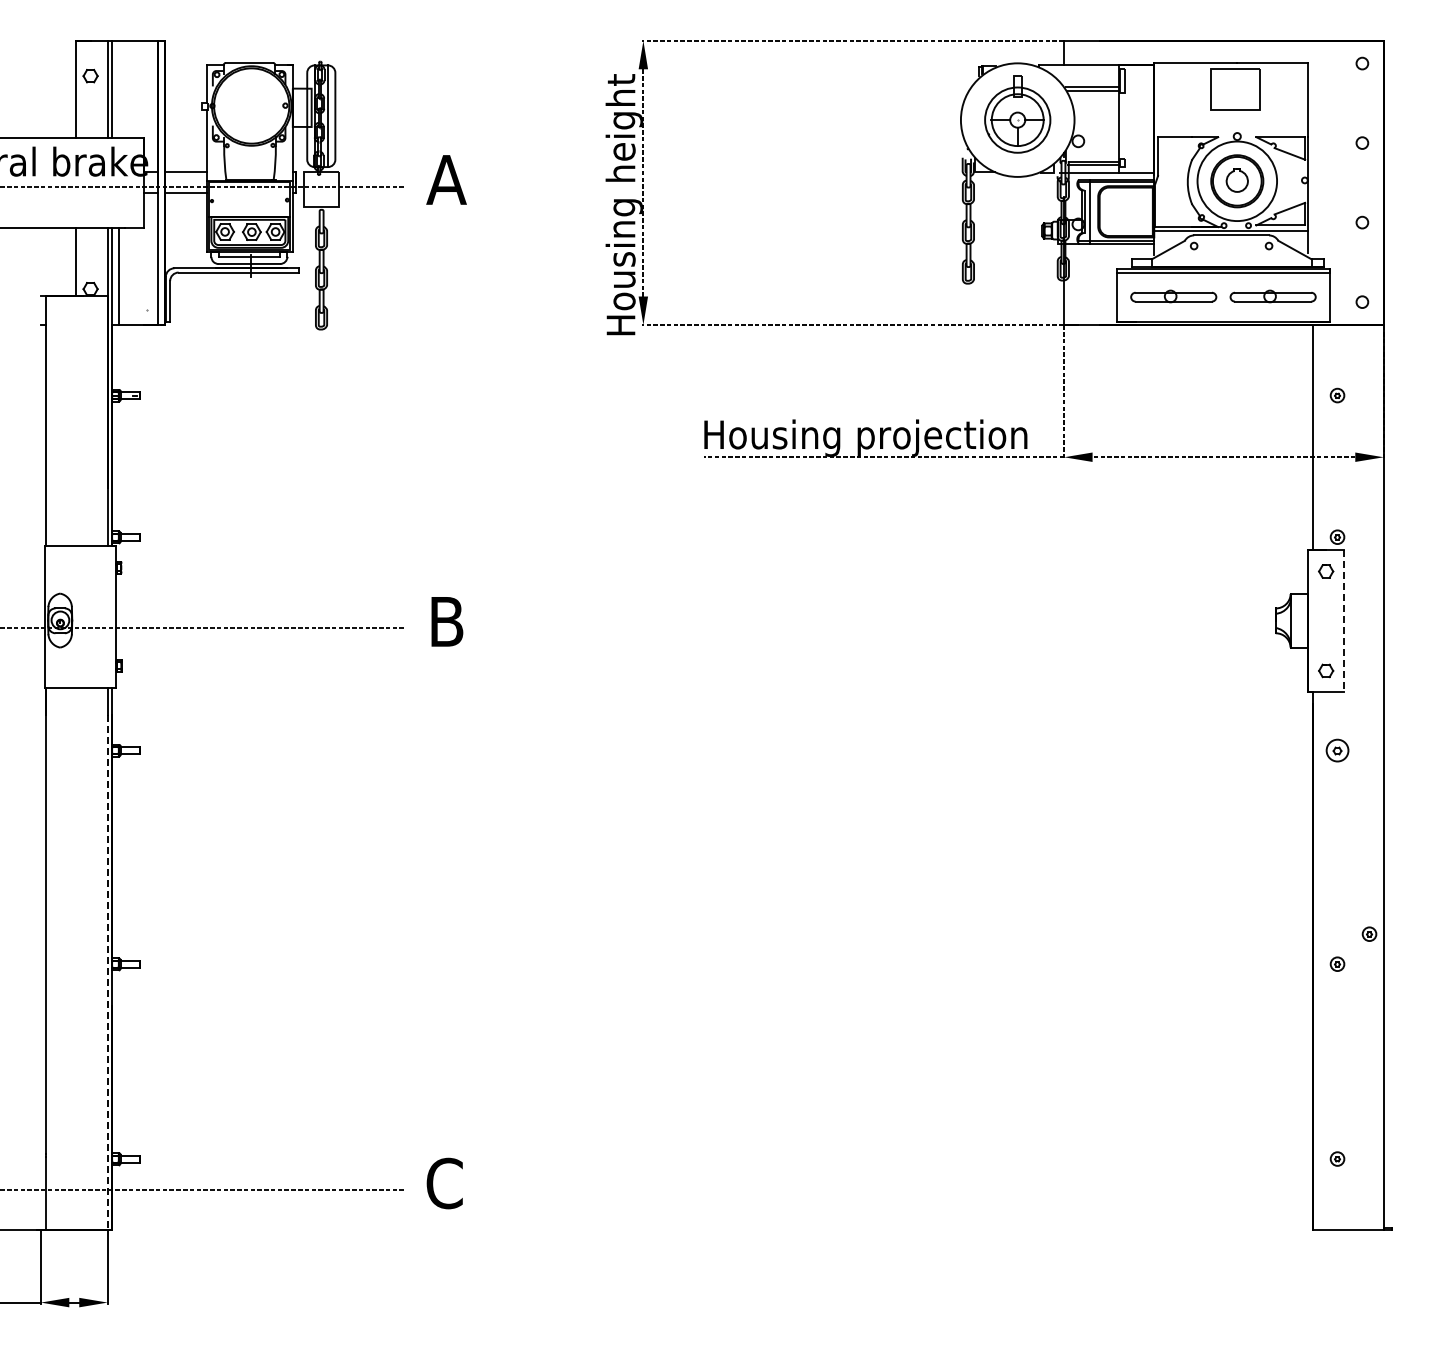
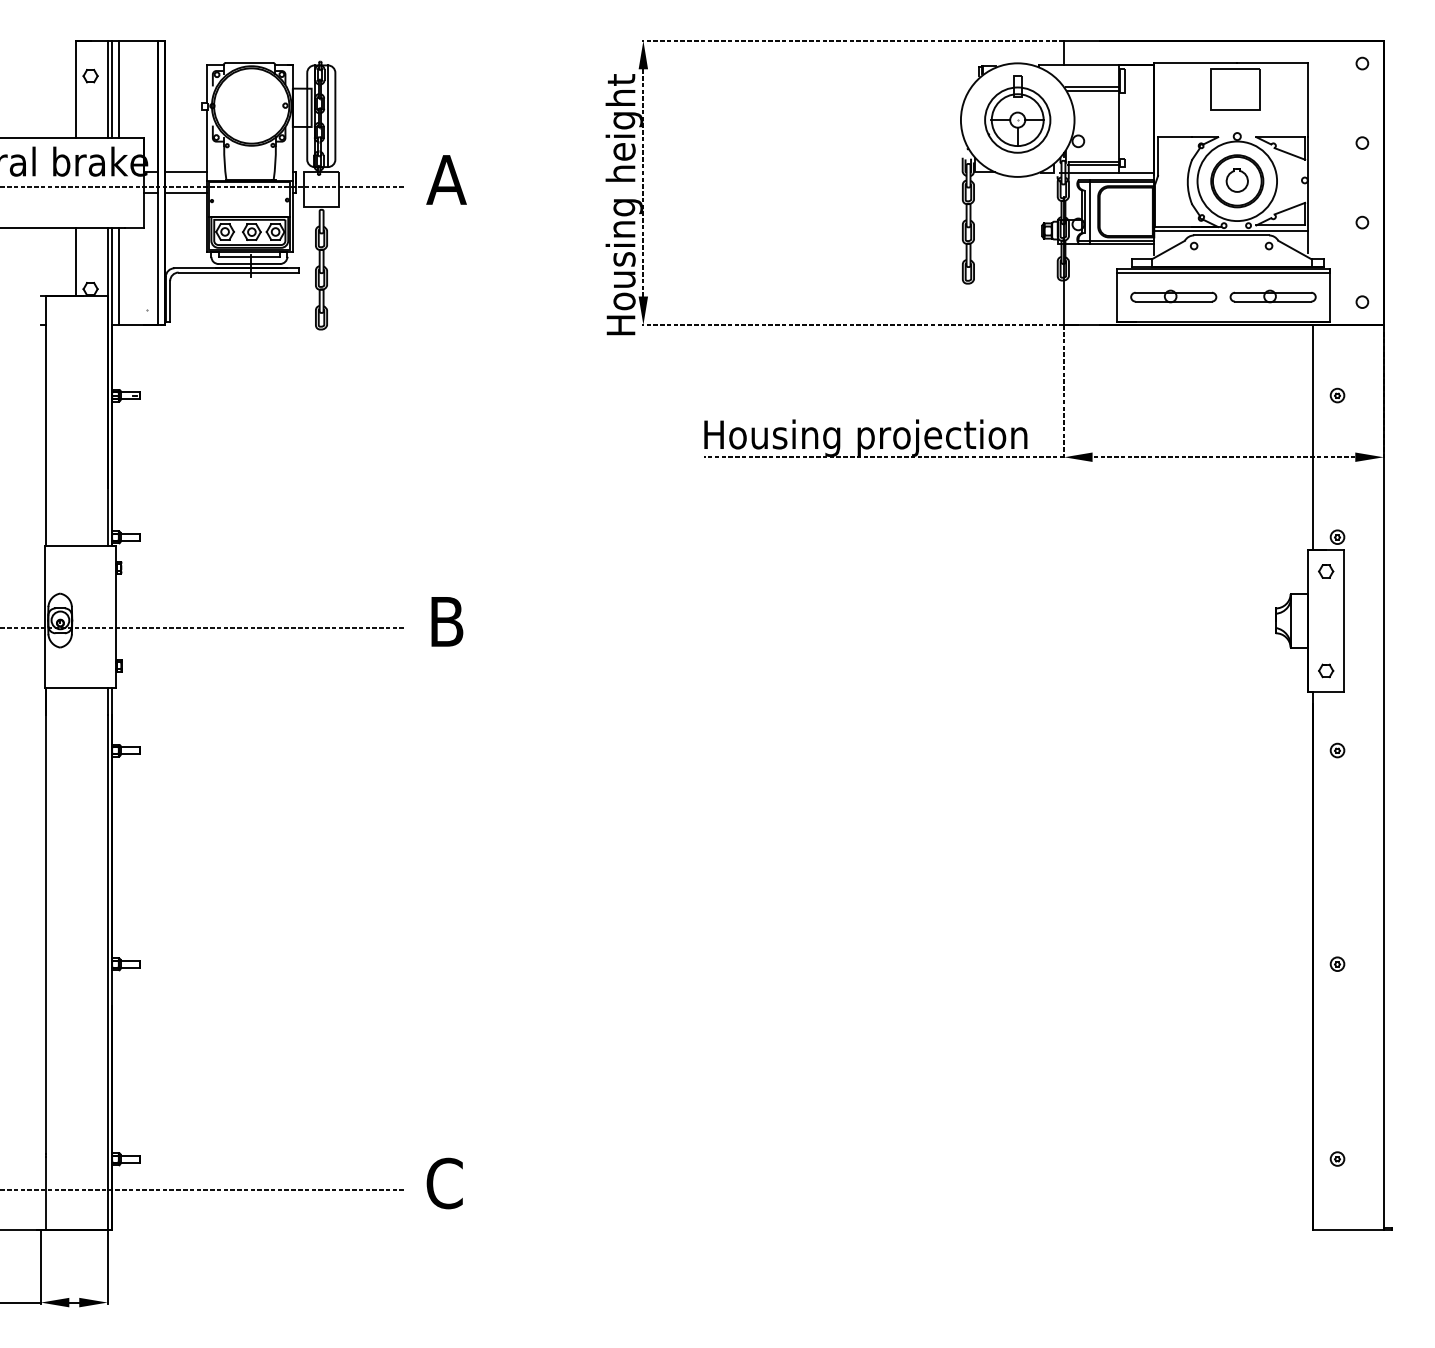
line: none -> present (119, 88)
line: dashed -> solid (1343, 621)
part size: 25x25 px -> 17x17 px (1337, 750)
part: present -> none (1369, 933)
line: dashed -> solid (107, 973)
